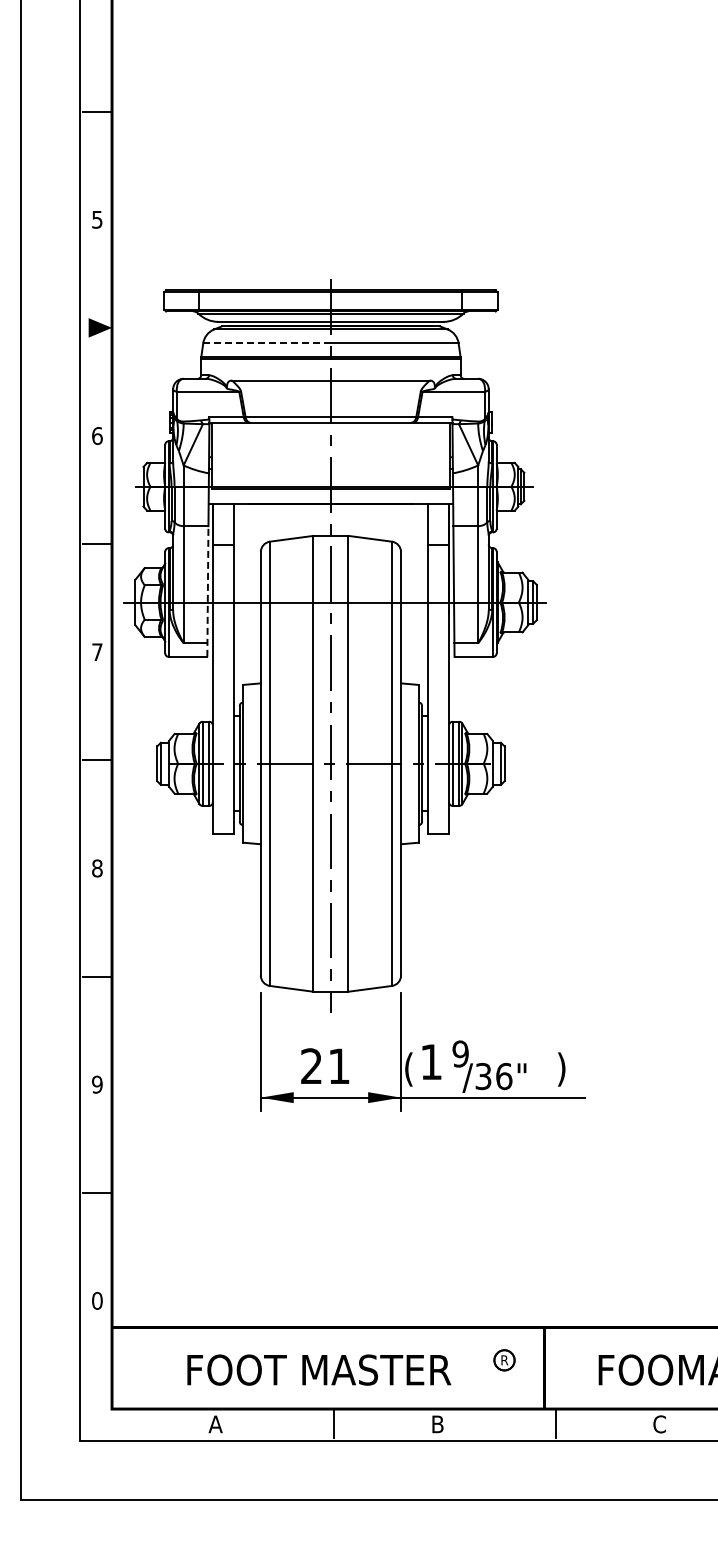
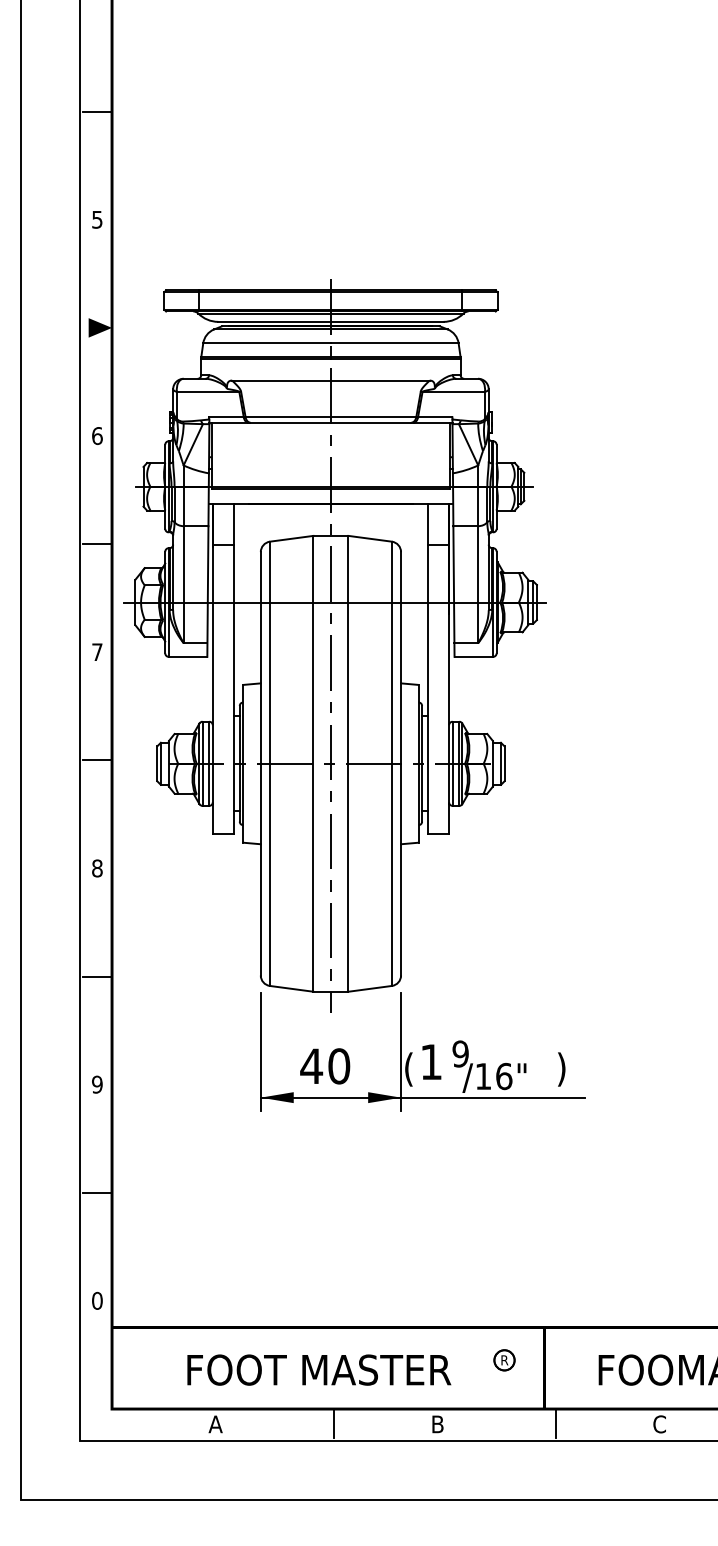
line: dashed -> solid (267, 343)
line: dashed -> solid (207, 591)
text: 21 -> 40 (325, 1066)
text: /36" -> /16" (483, 1076)
